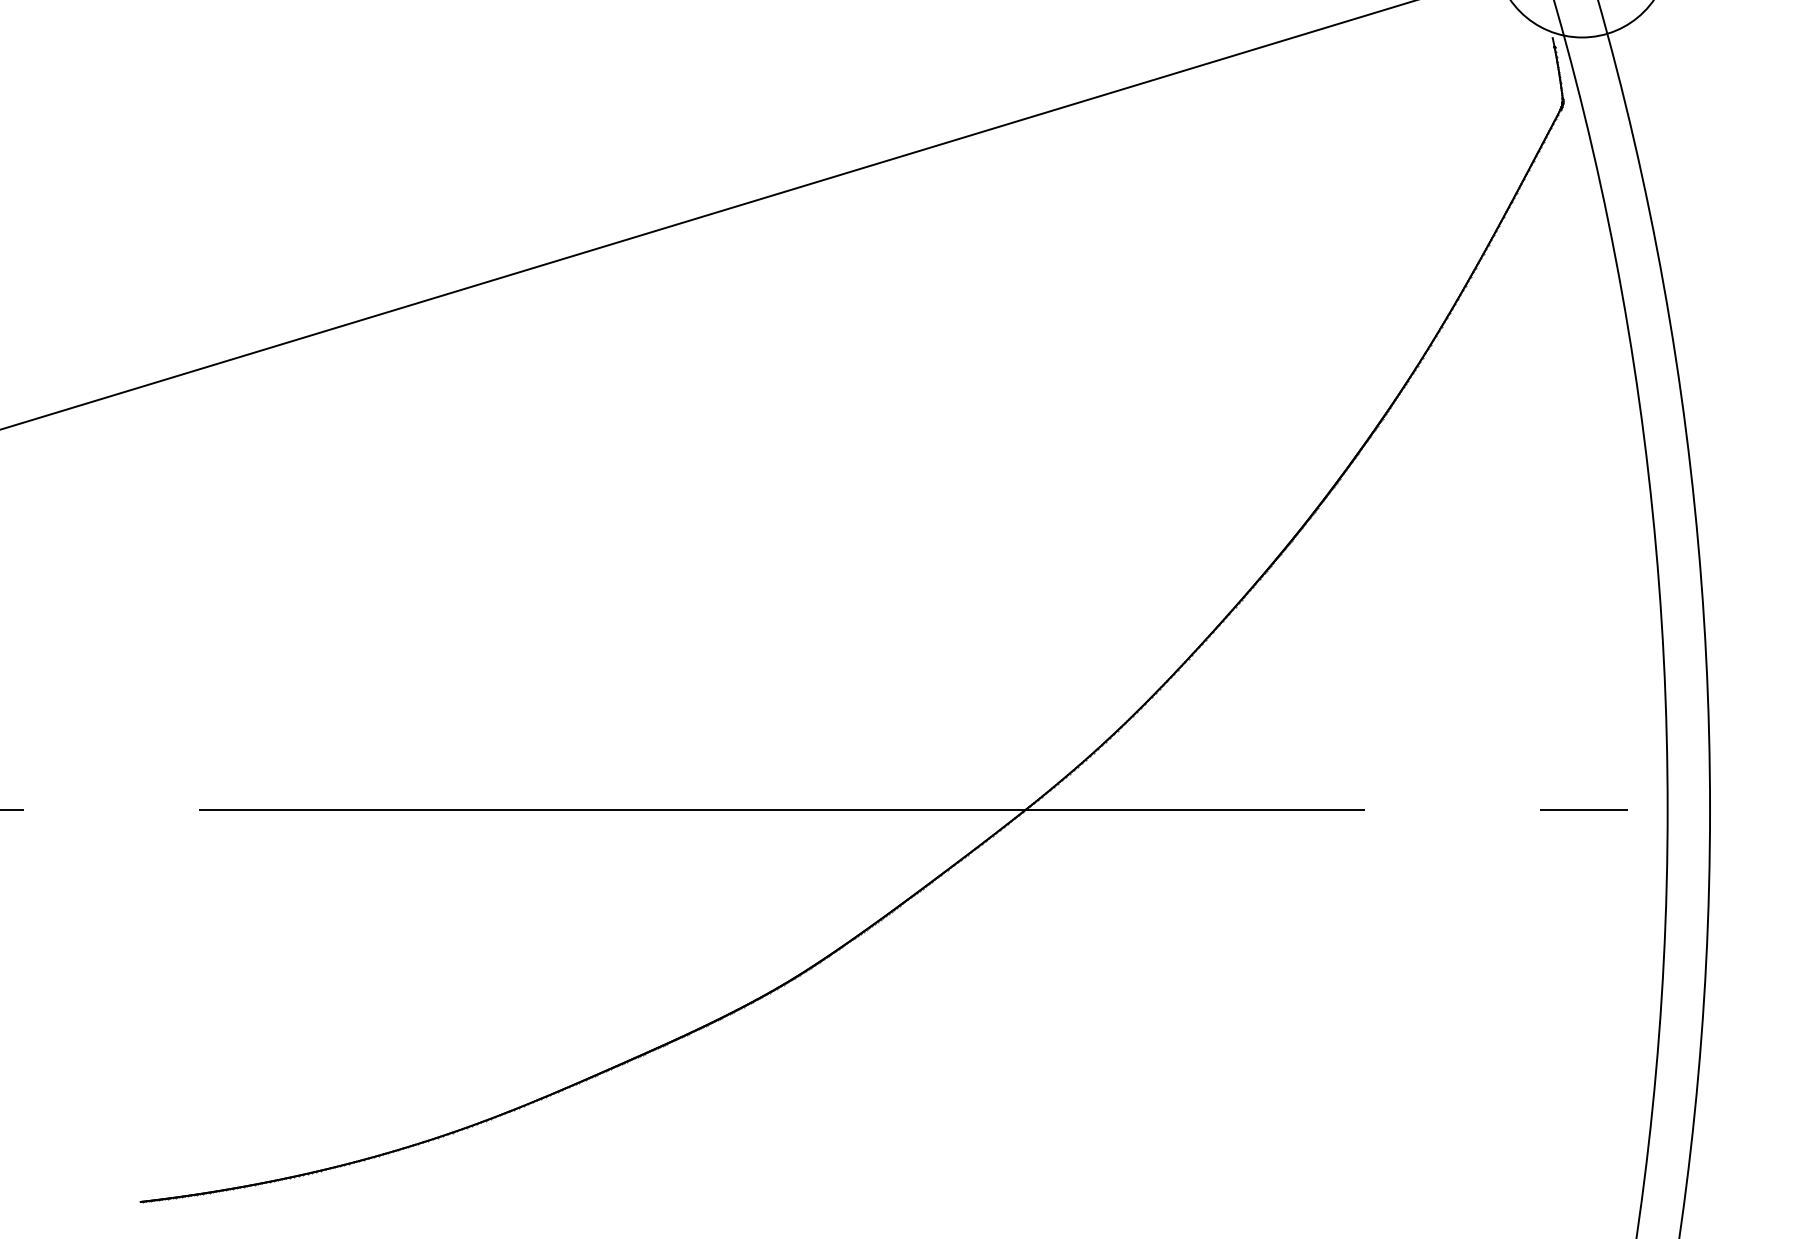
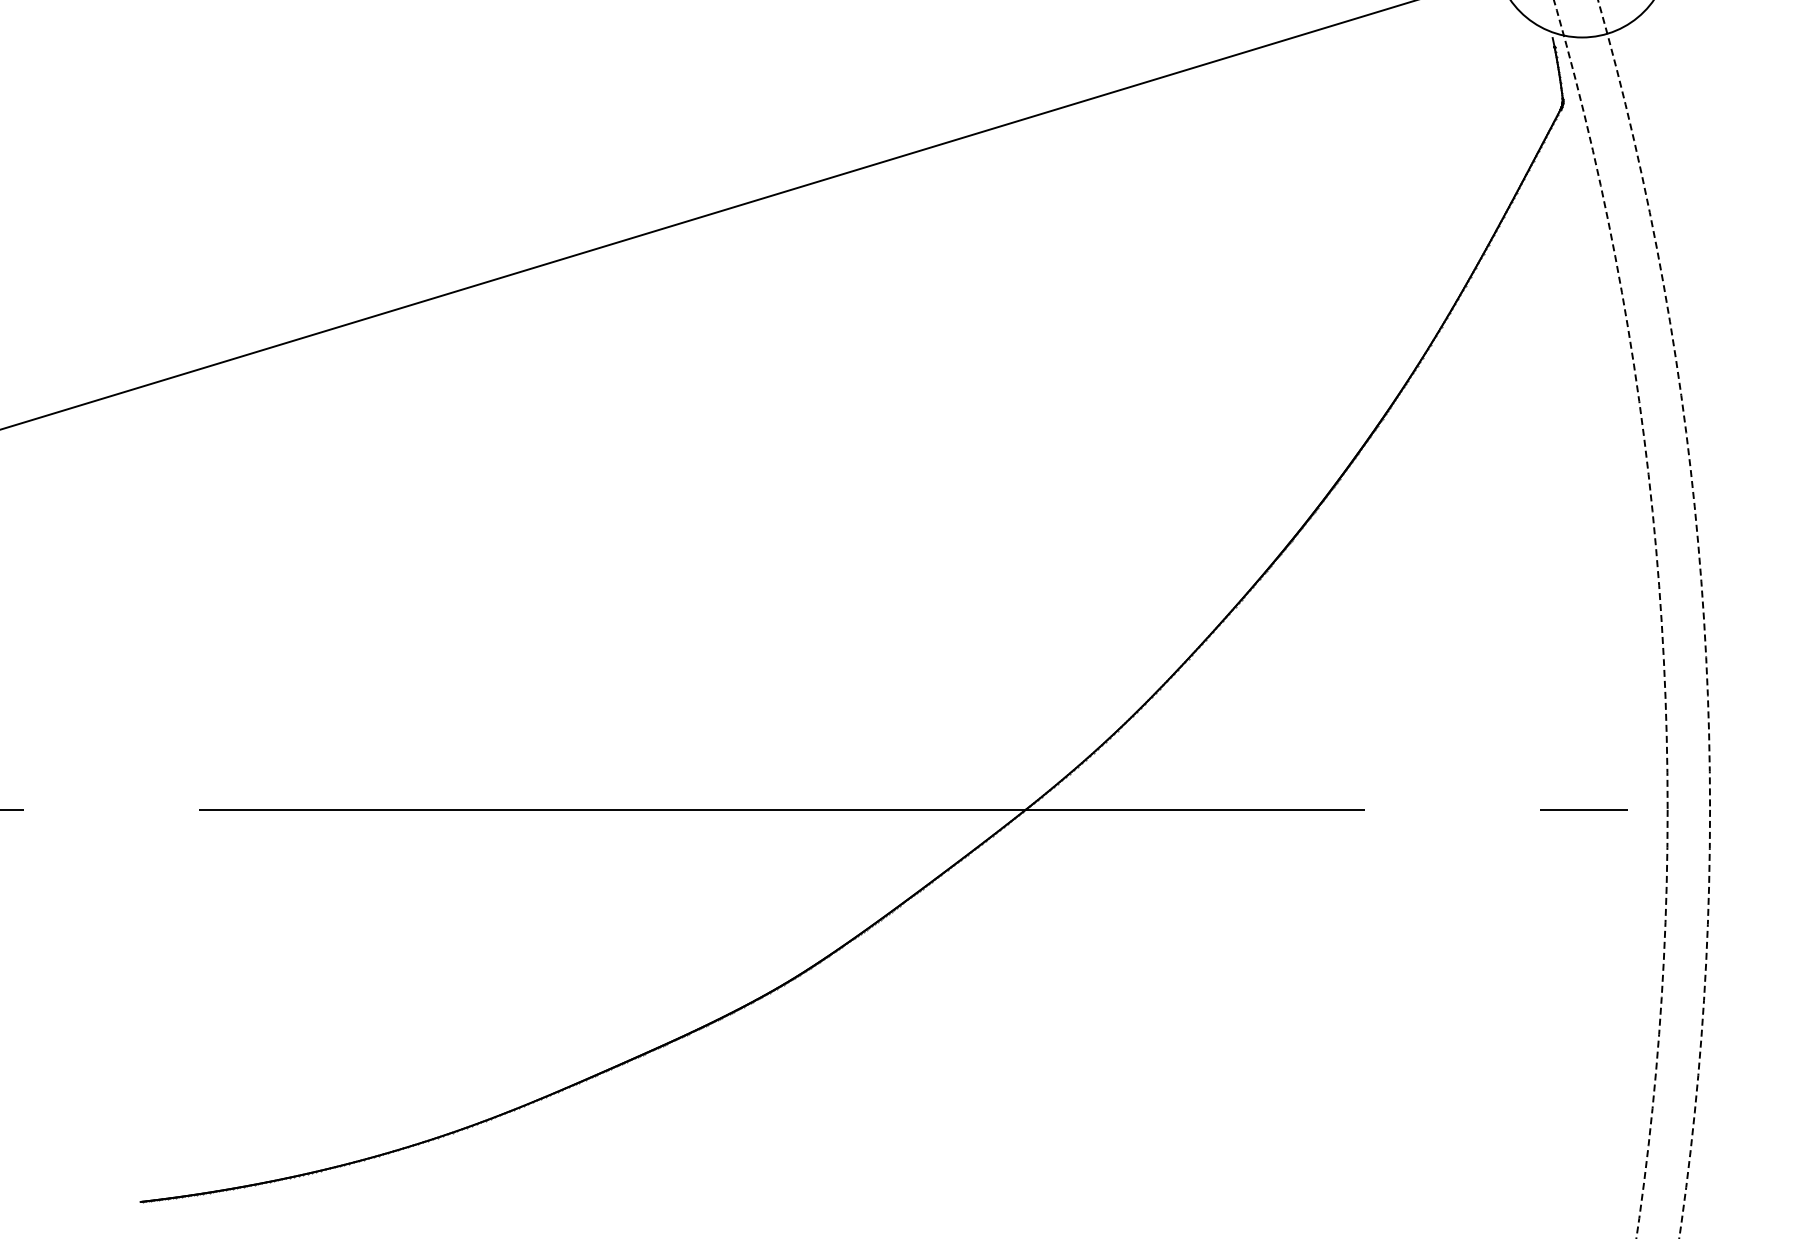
circle: solid -> dashed (1610, 619)
circle: solid -> dashed (1654, 619)
